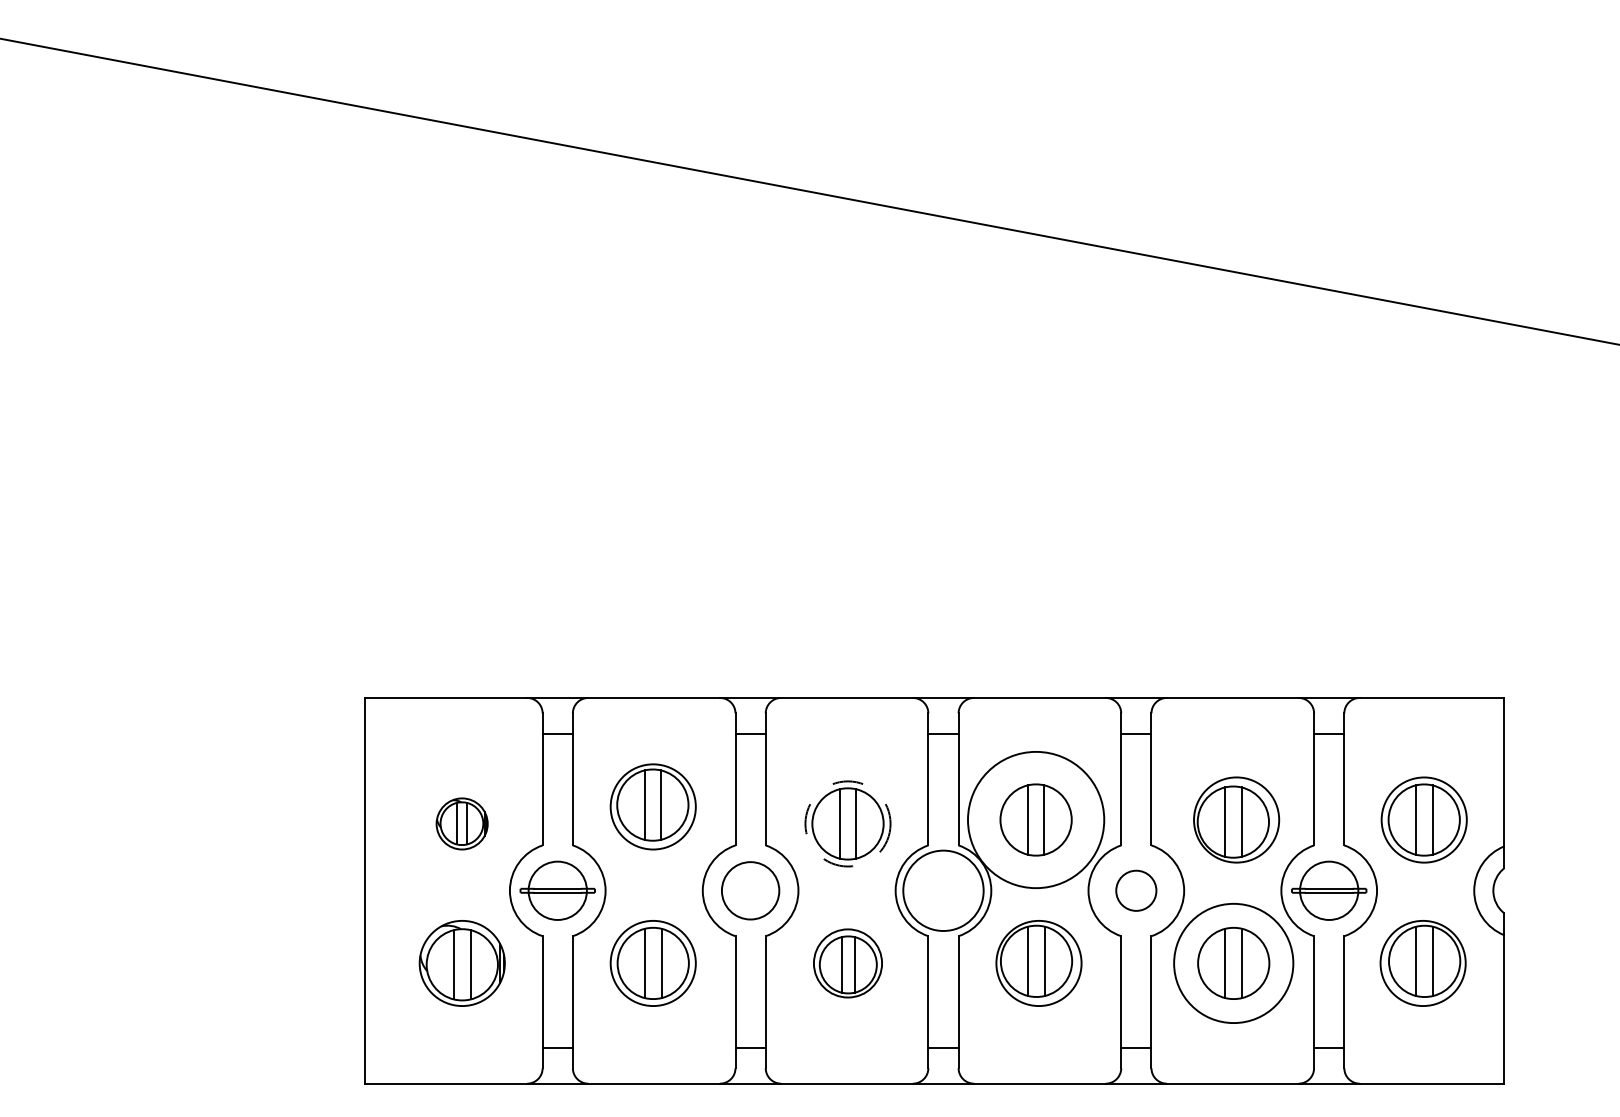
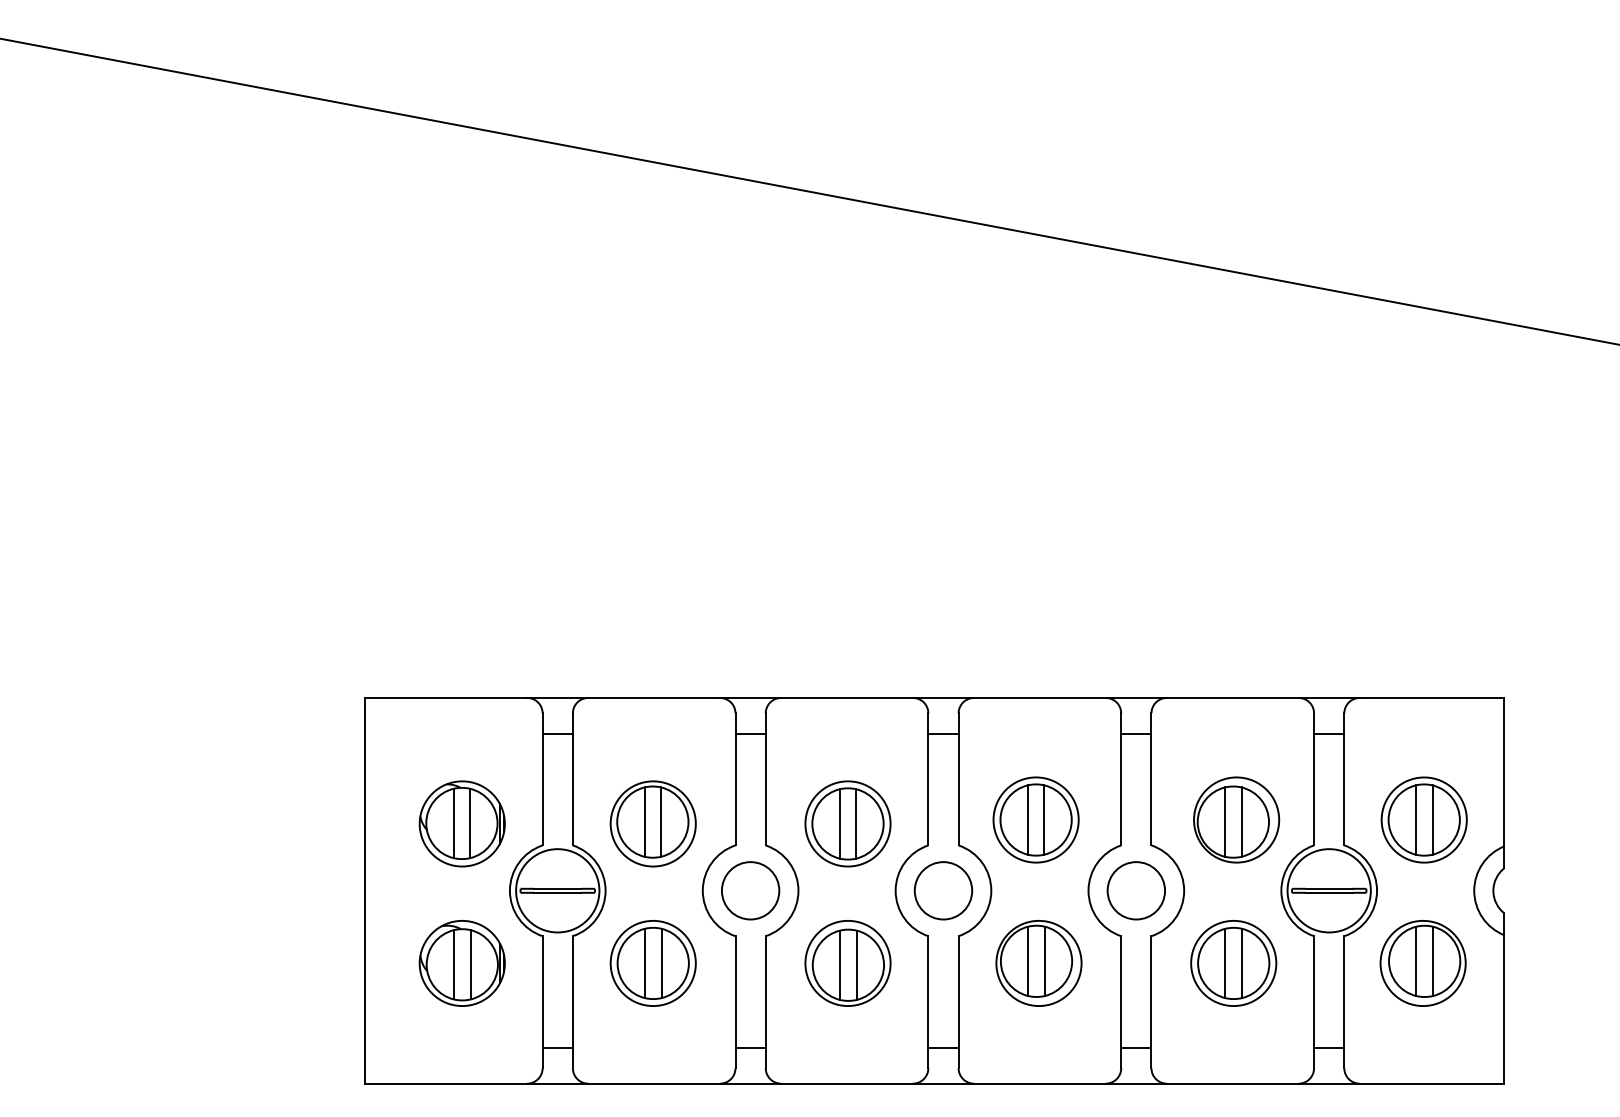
part position: (652, 806) -> (652, 823) (652, 823)
circle diameter: 136 px -> 85 px (1035, 819)
part size: 54x54 px -> 88x88 px (461, 823)
circle: dashed -> solid (847, 823)
circle diameter: 58 px -> 83 px (557, 890)
circle diameter: 80 px -> 57 px (943, 890)
circle diameter: 40 px -> 57 px (1136, 890)
circle diameter: 58 px -> 83 px (1328, 890)
part size: 70x71 px -> 88x87 px (847, 963)
circle diameter: 119 px -> 85 px (1233, 963)
